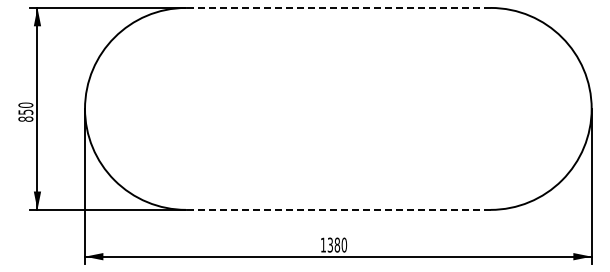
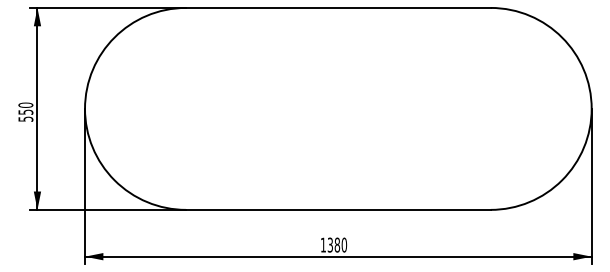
line: dashed -> solid (337, 7)
text: 850 -> 550 (25, 118)
line: dashed -> solid (337, 209)
